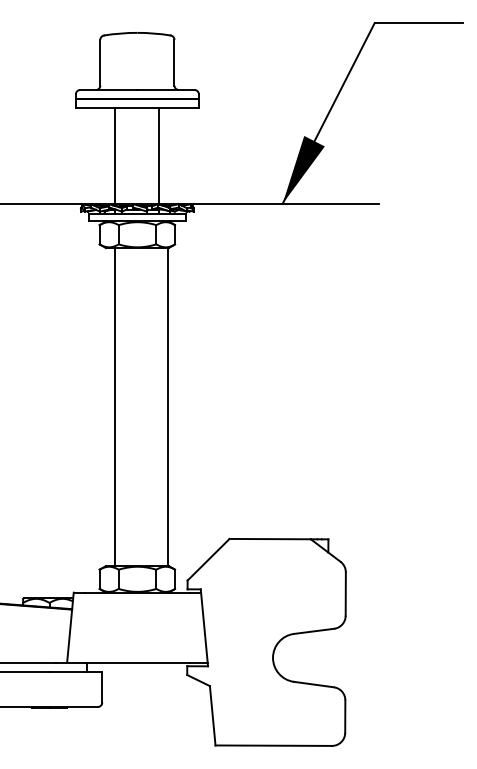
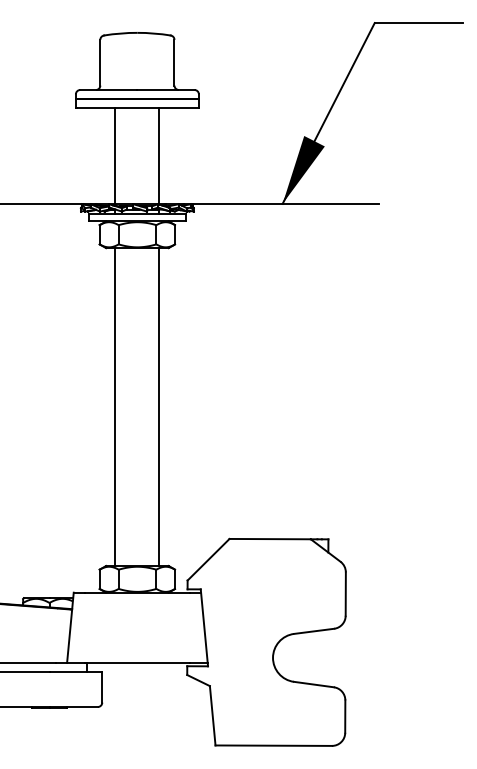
line position: (168, 406) -> (159, 406) (159, 406)
